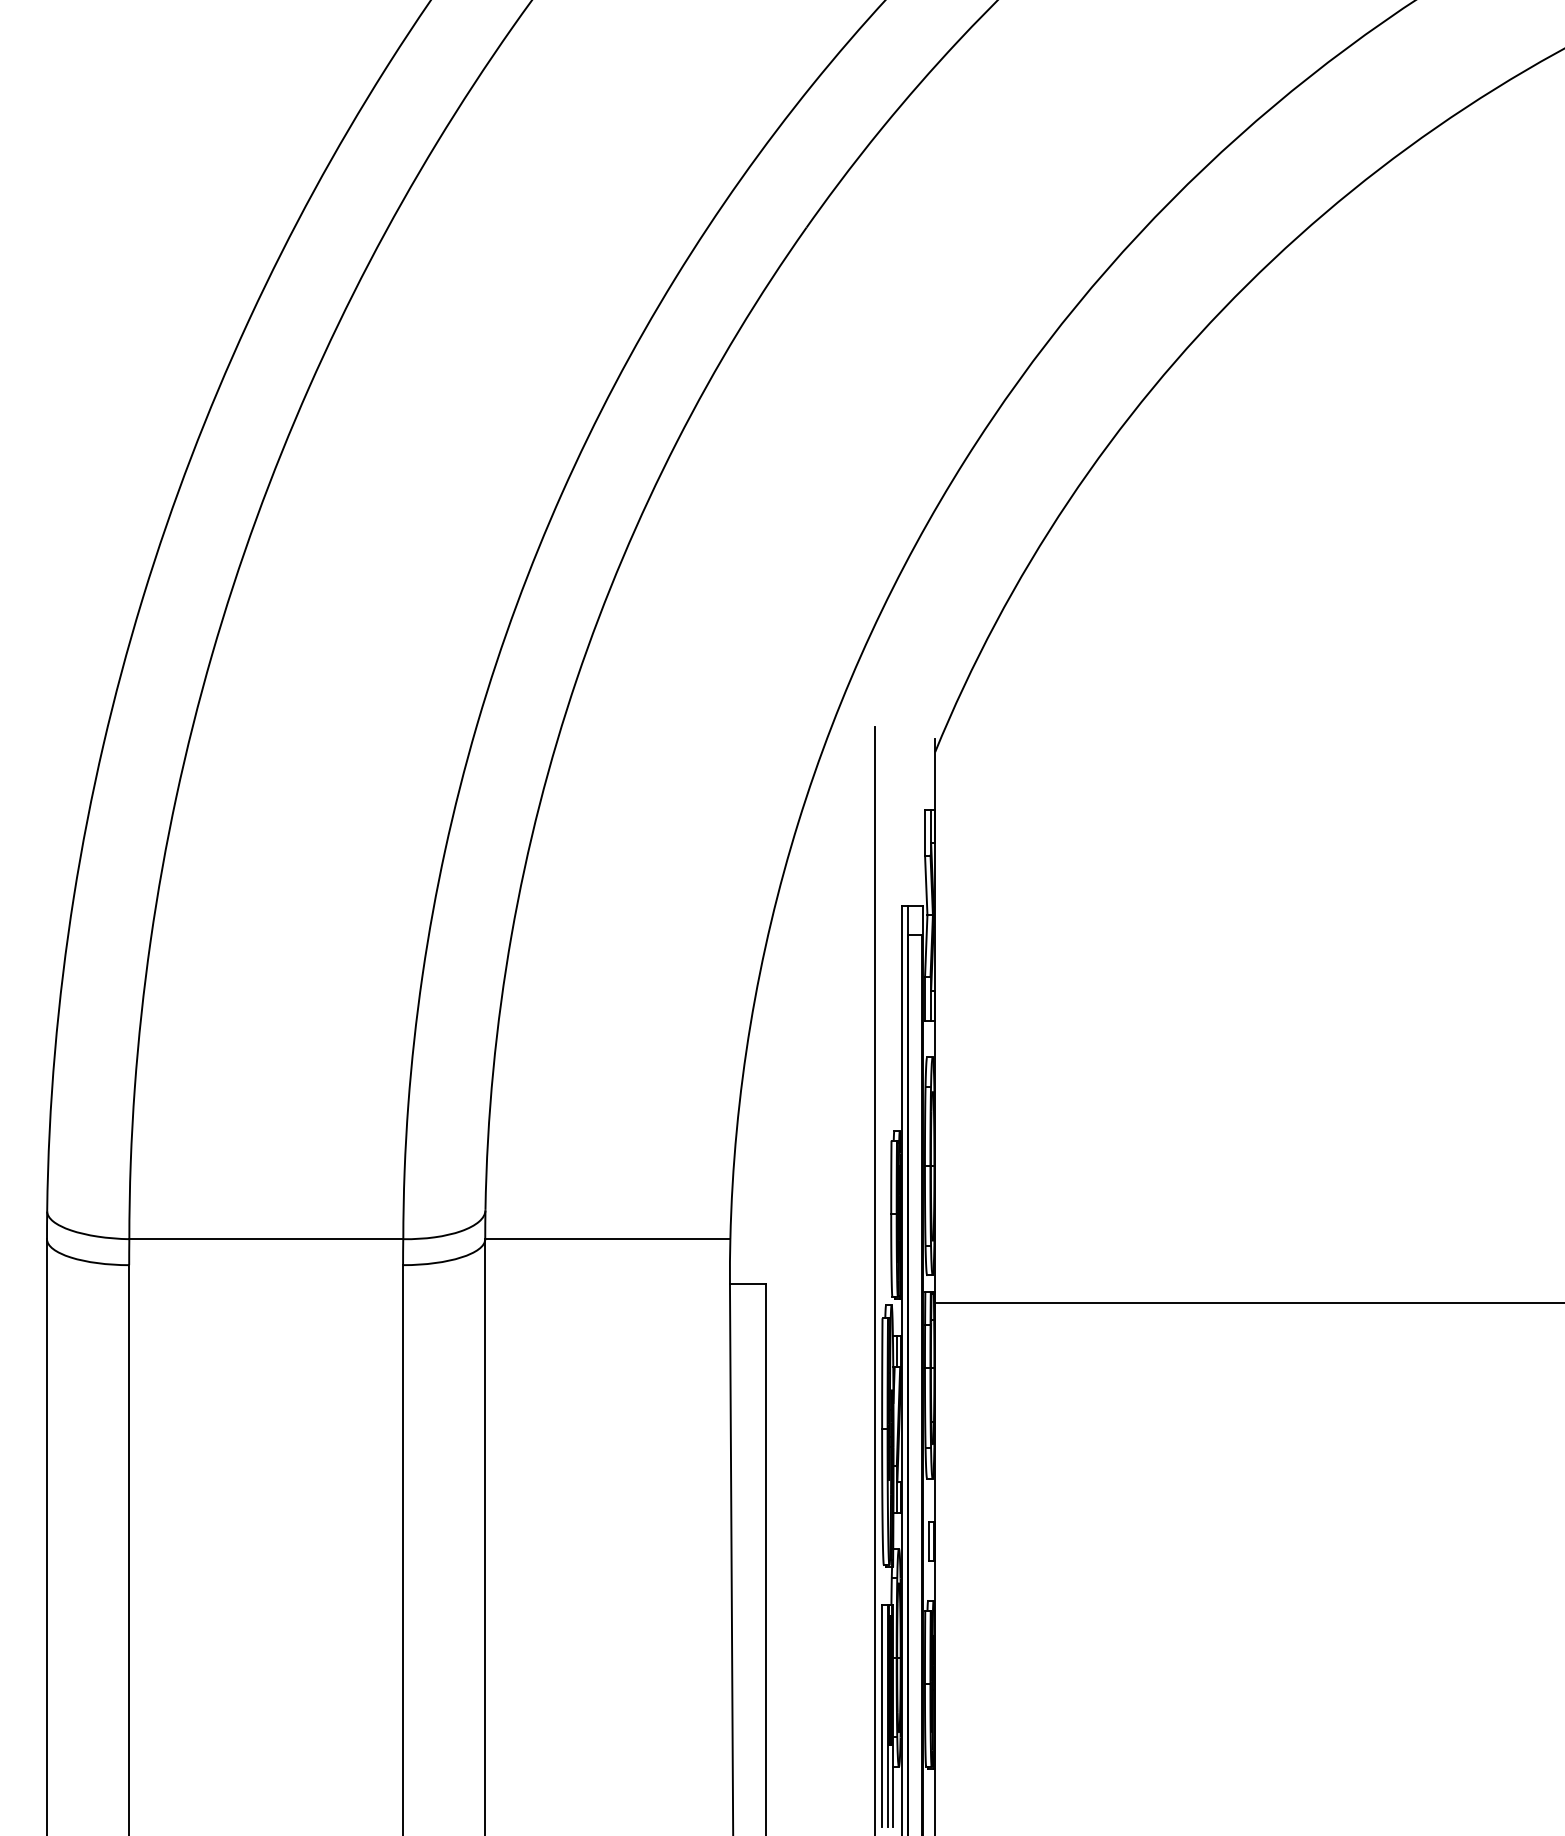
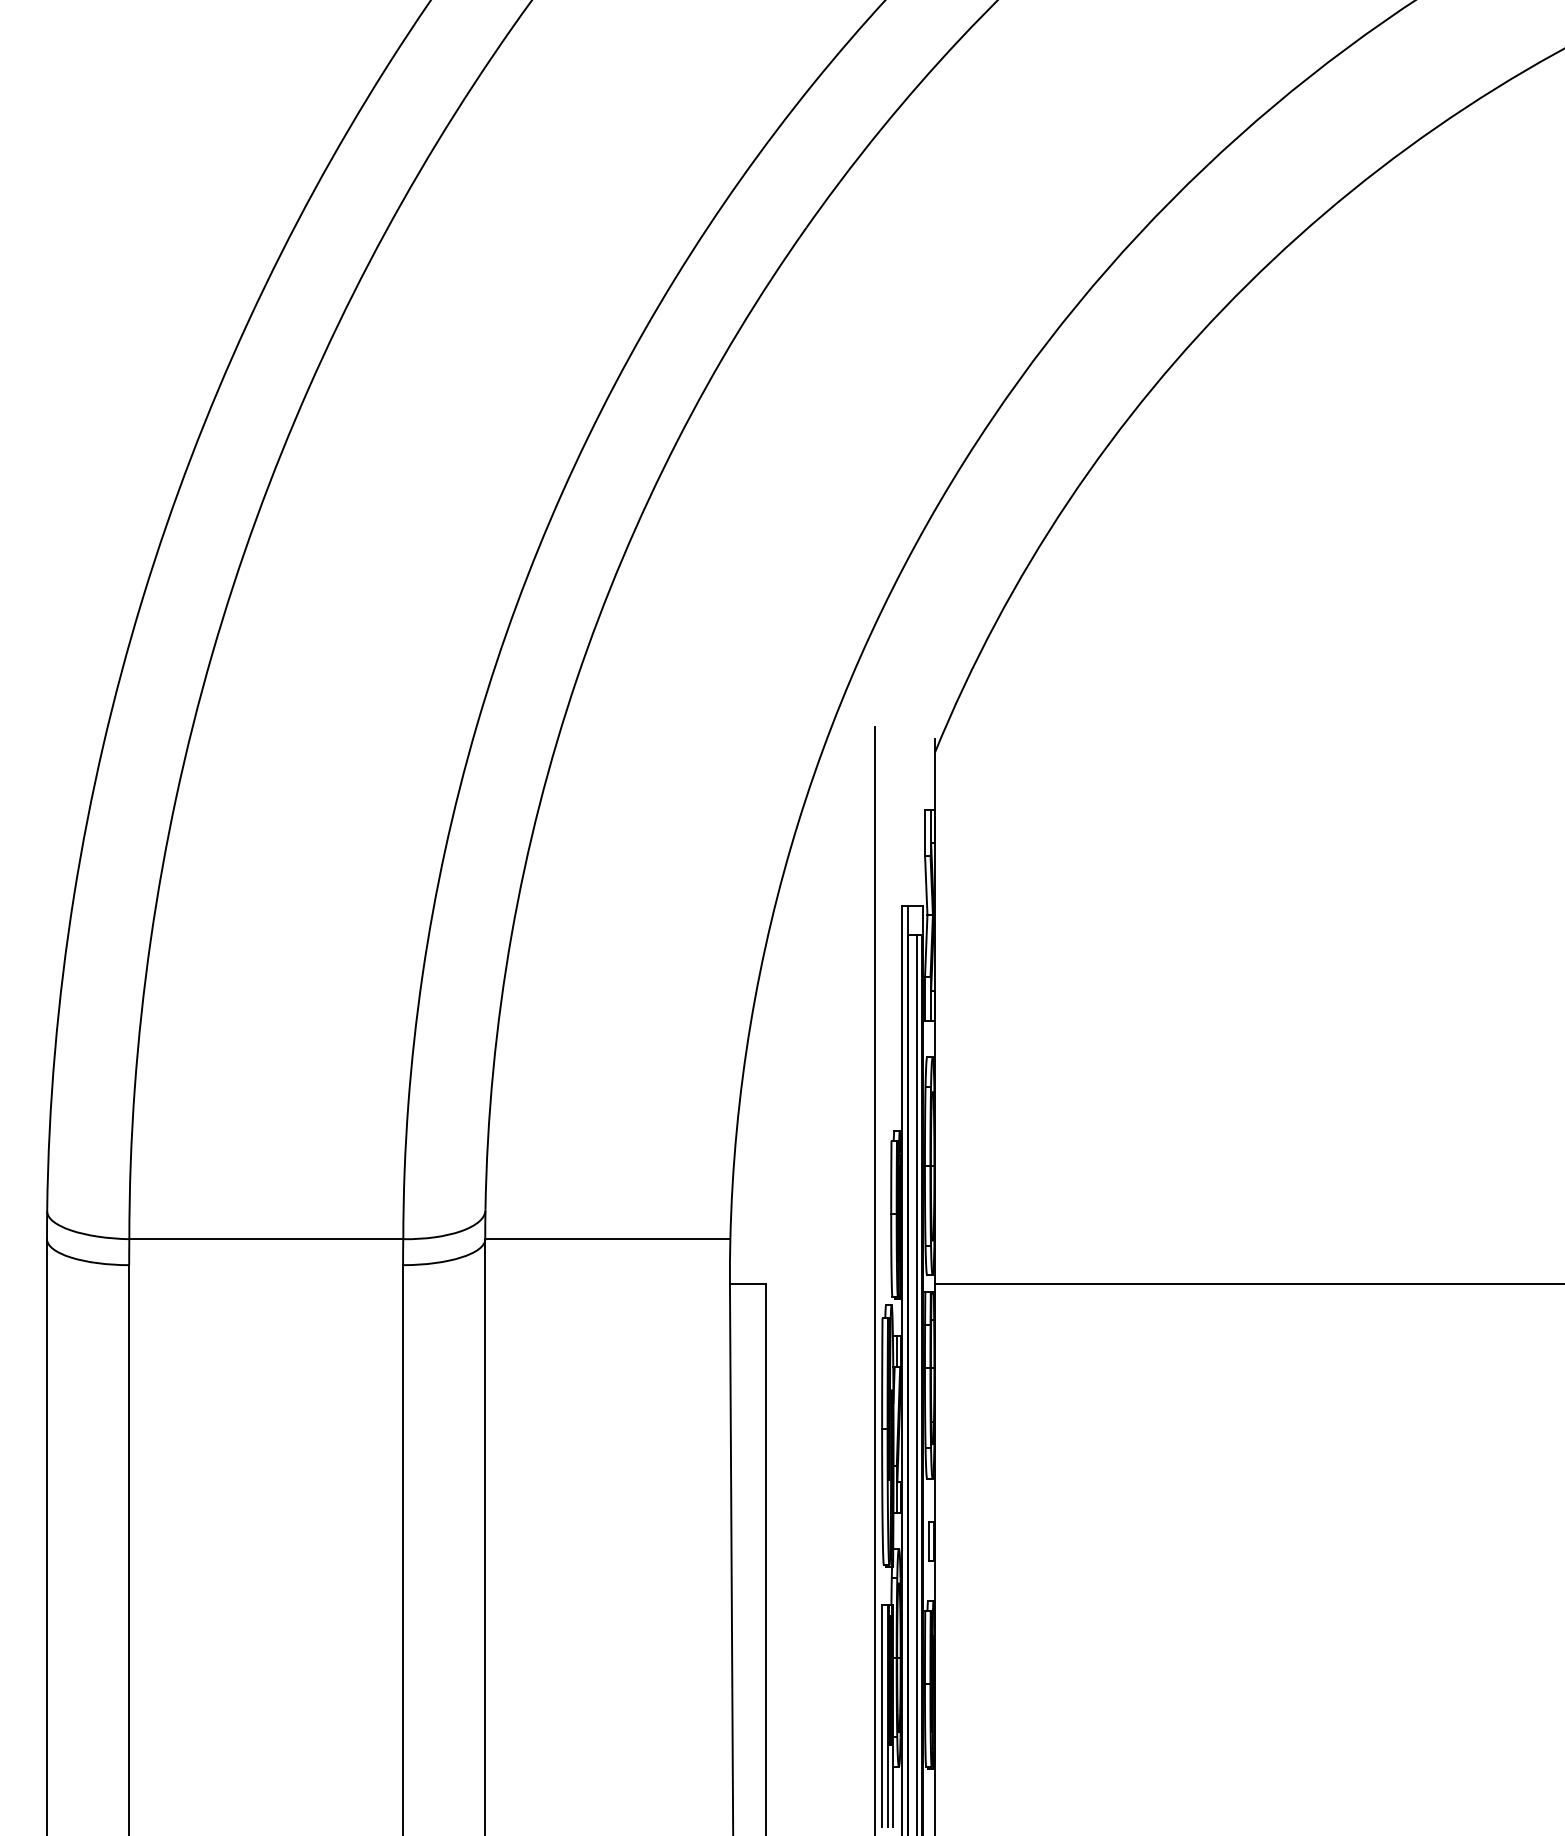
line position: (1248, 1303) -> (1248, 1284) (1248, 1284)
line: none -> present (916, 1383)
